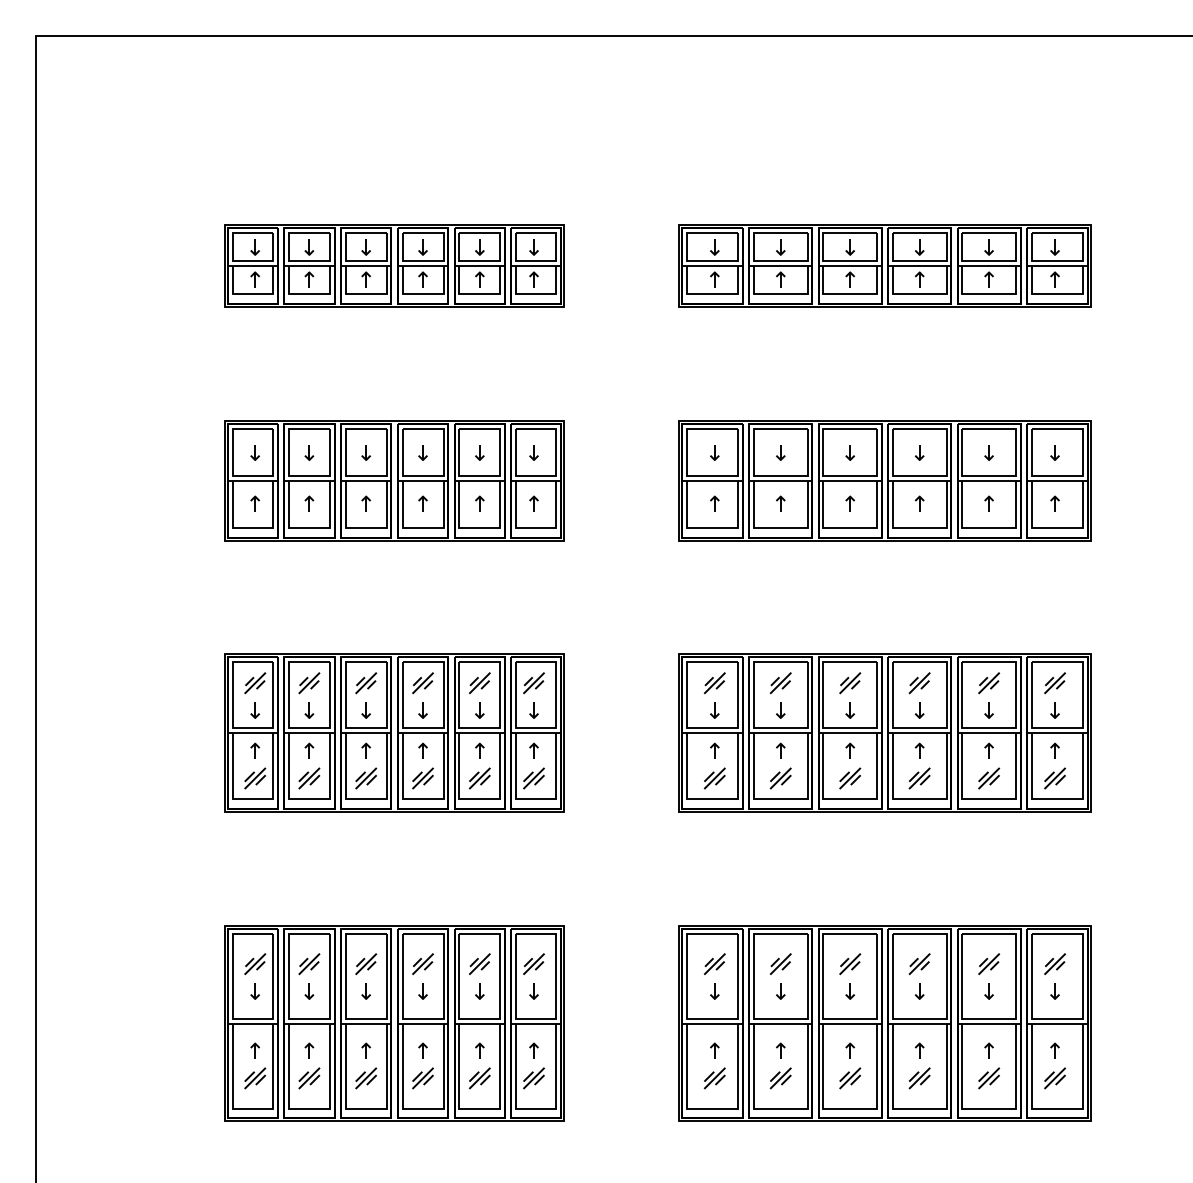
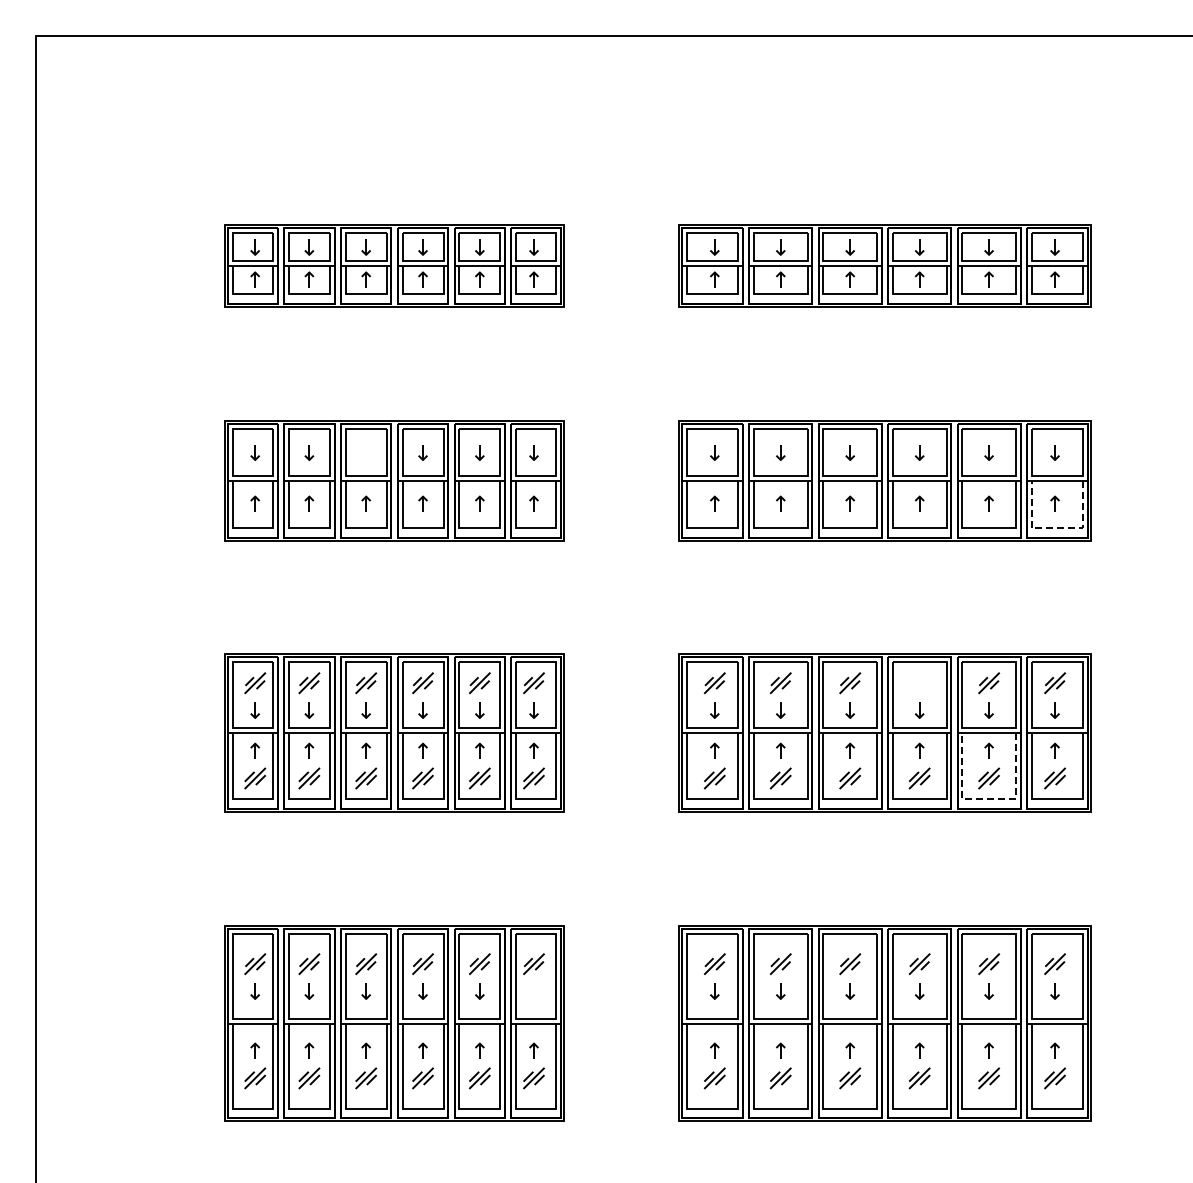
part: present -> none (365, 452)
line: solid -> dashed (1057, 528)
part: present -> none (919, 683)
line: solid -> dashed (989, 799)
part: present -> none (533, 991)
